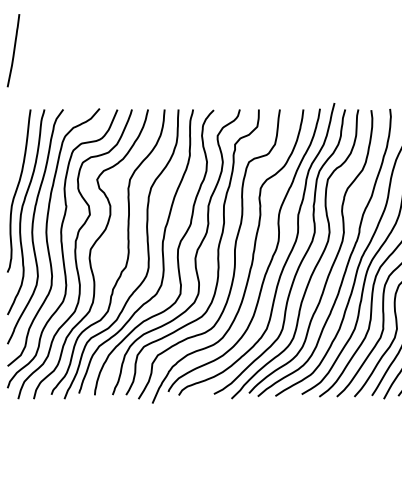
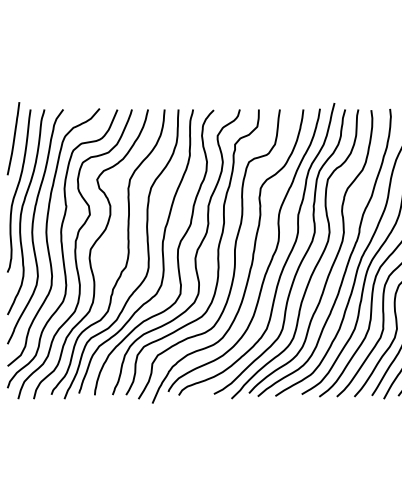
part position: (13, 50) -> (13, 138) (13, 138)
